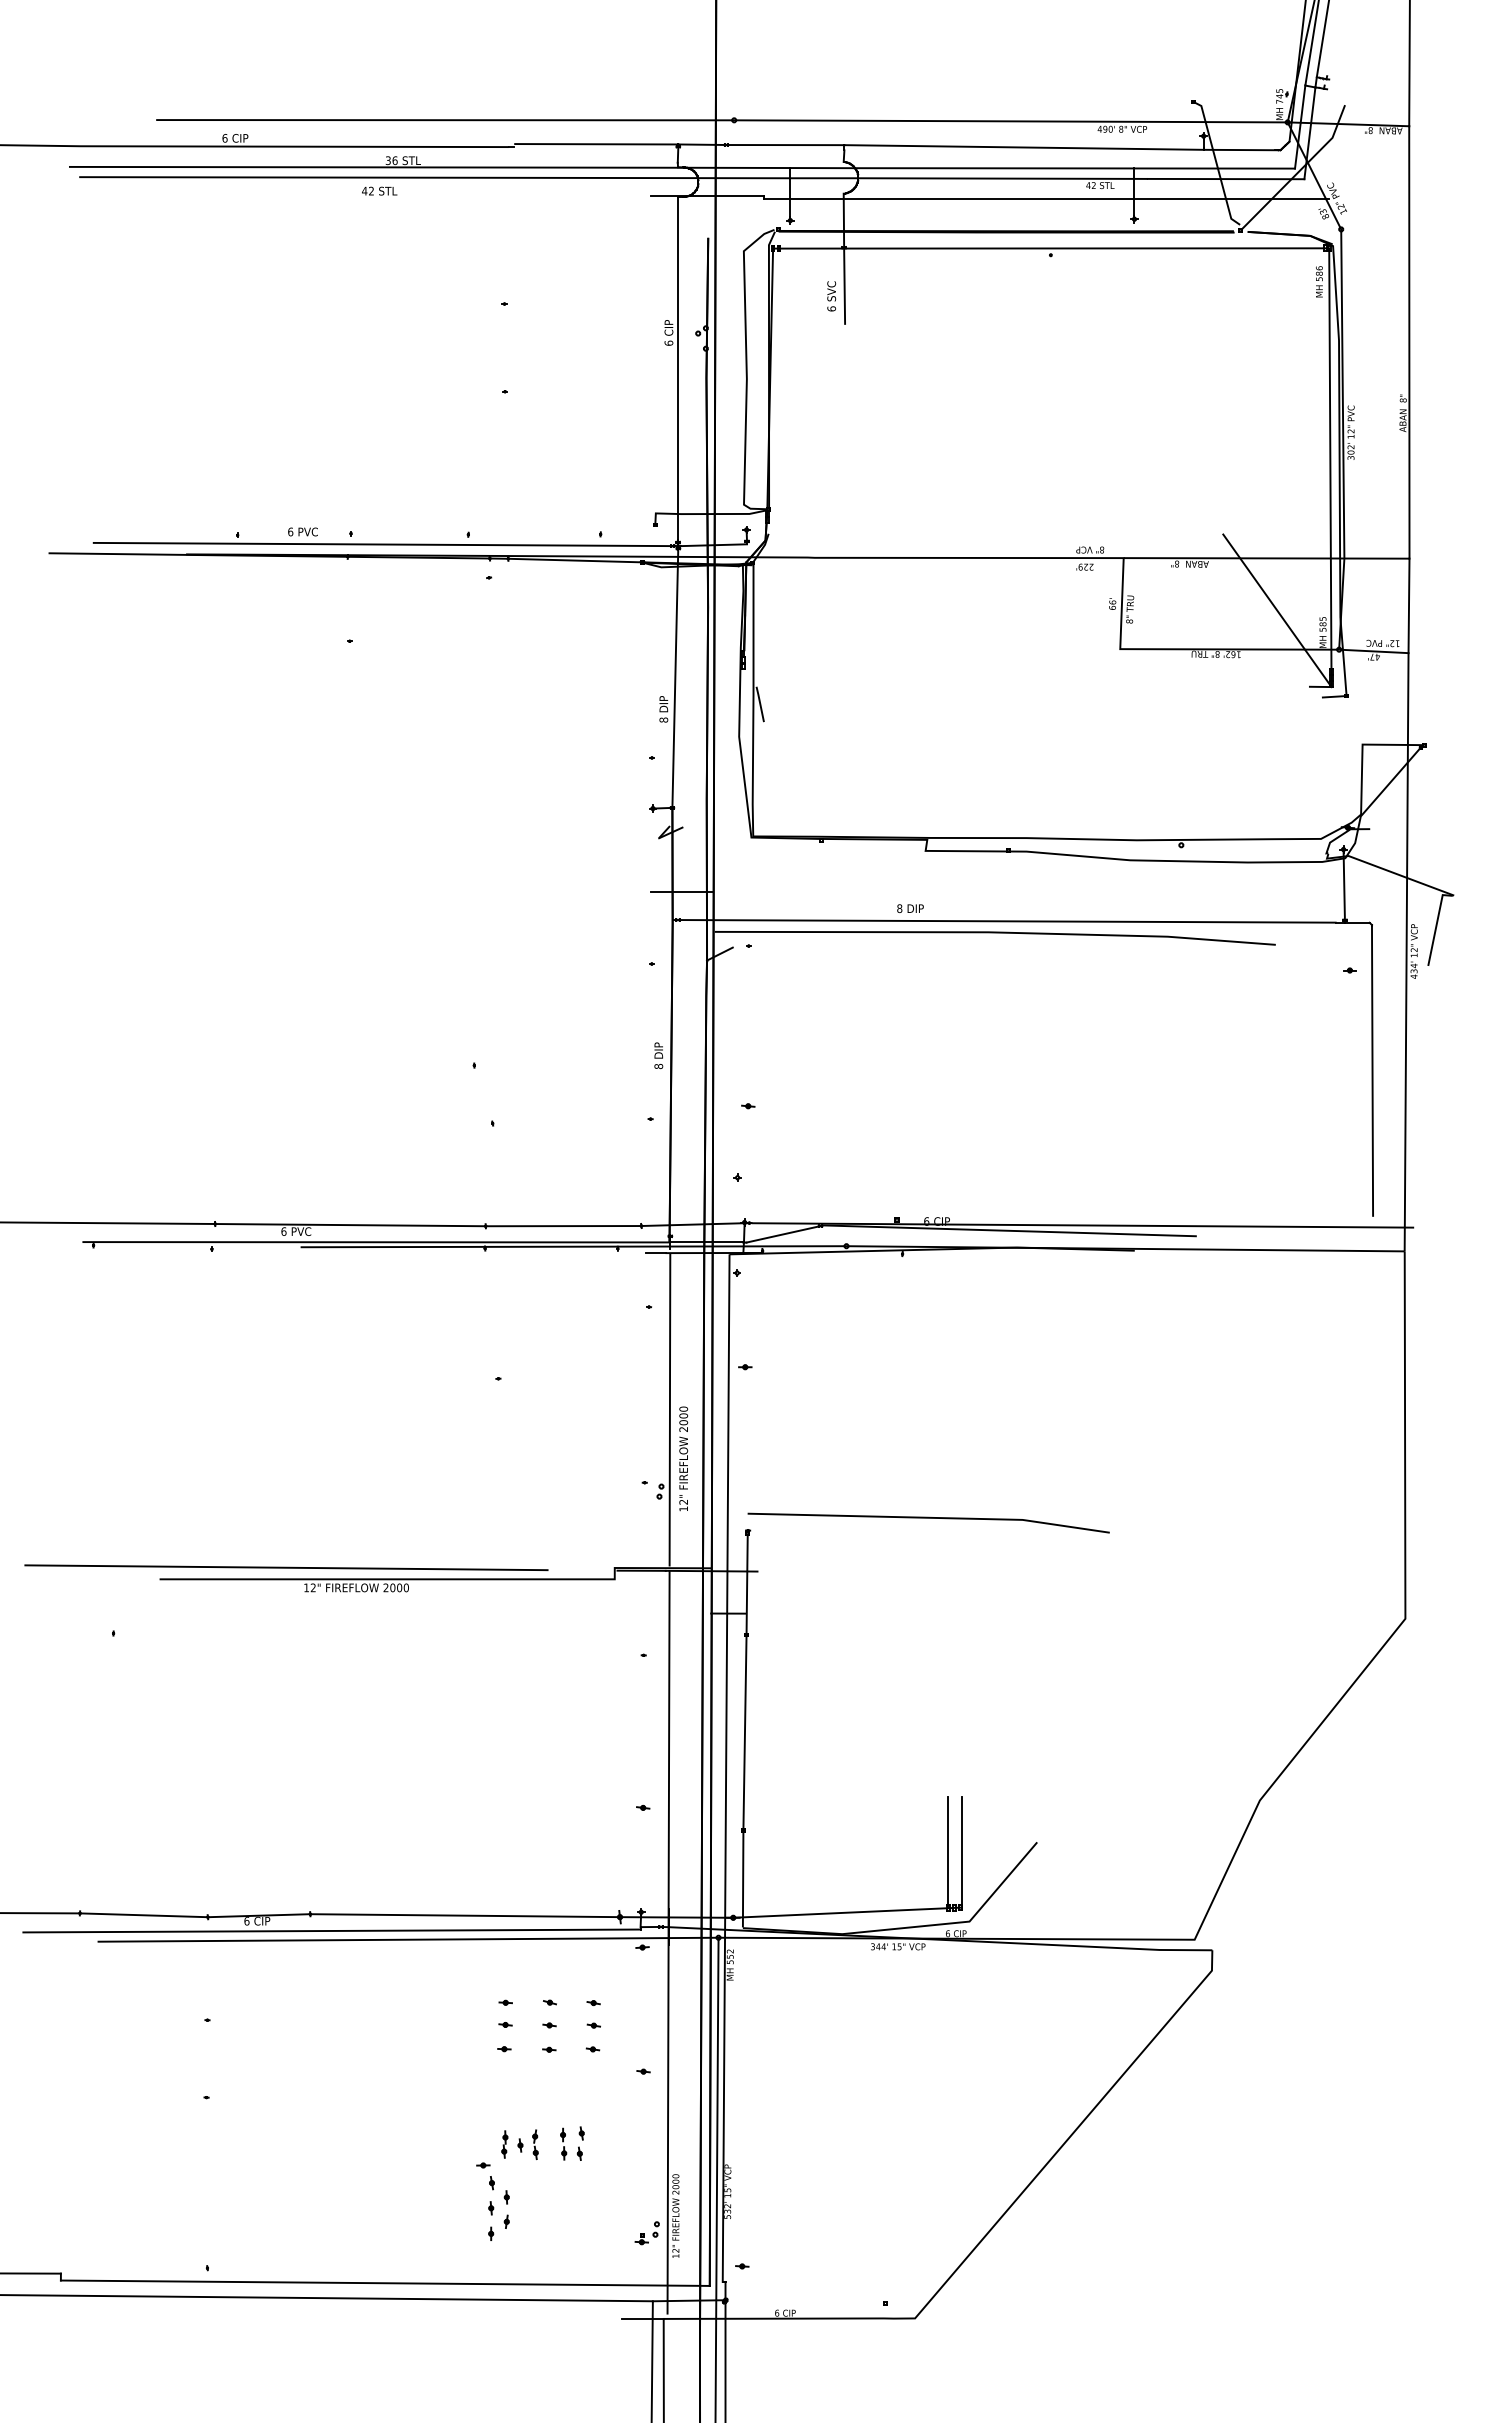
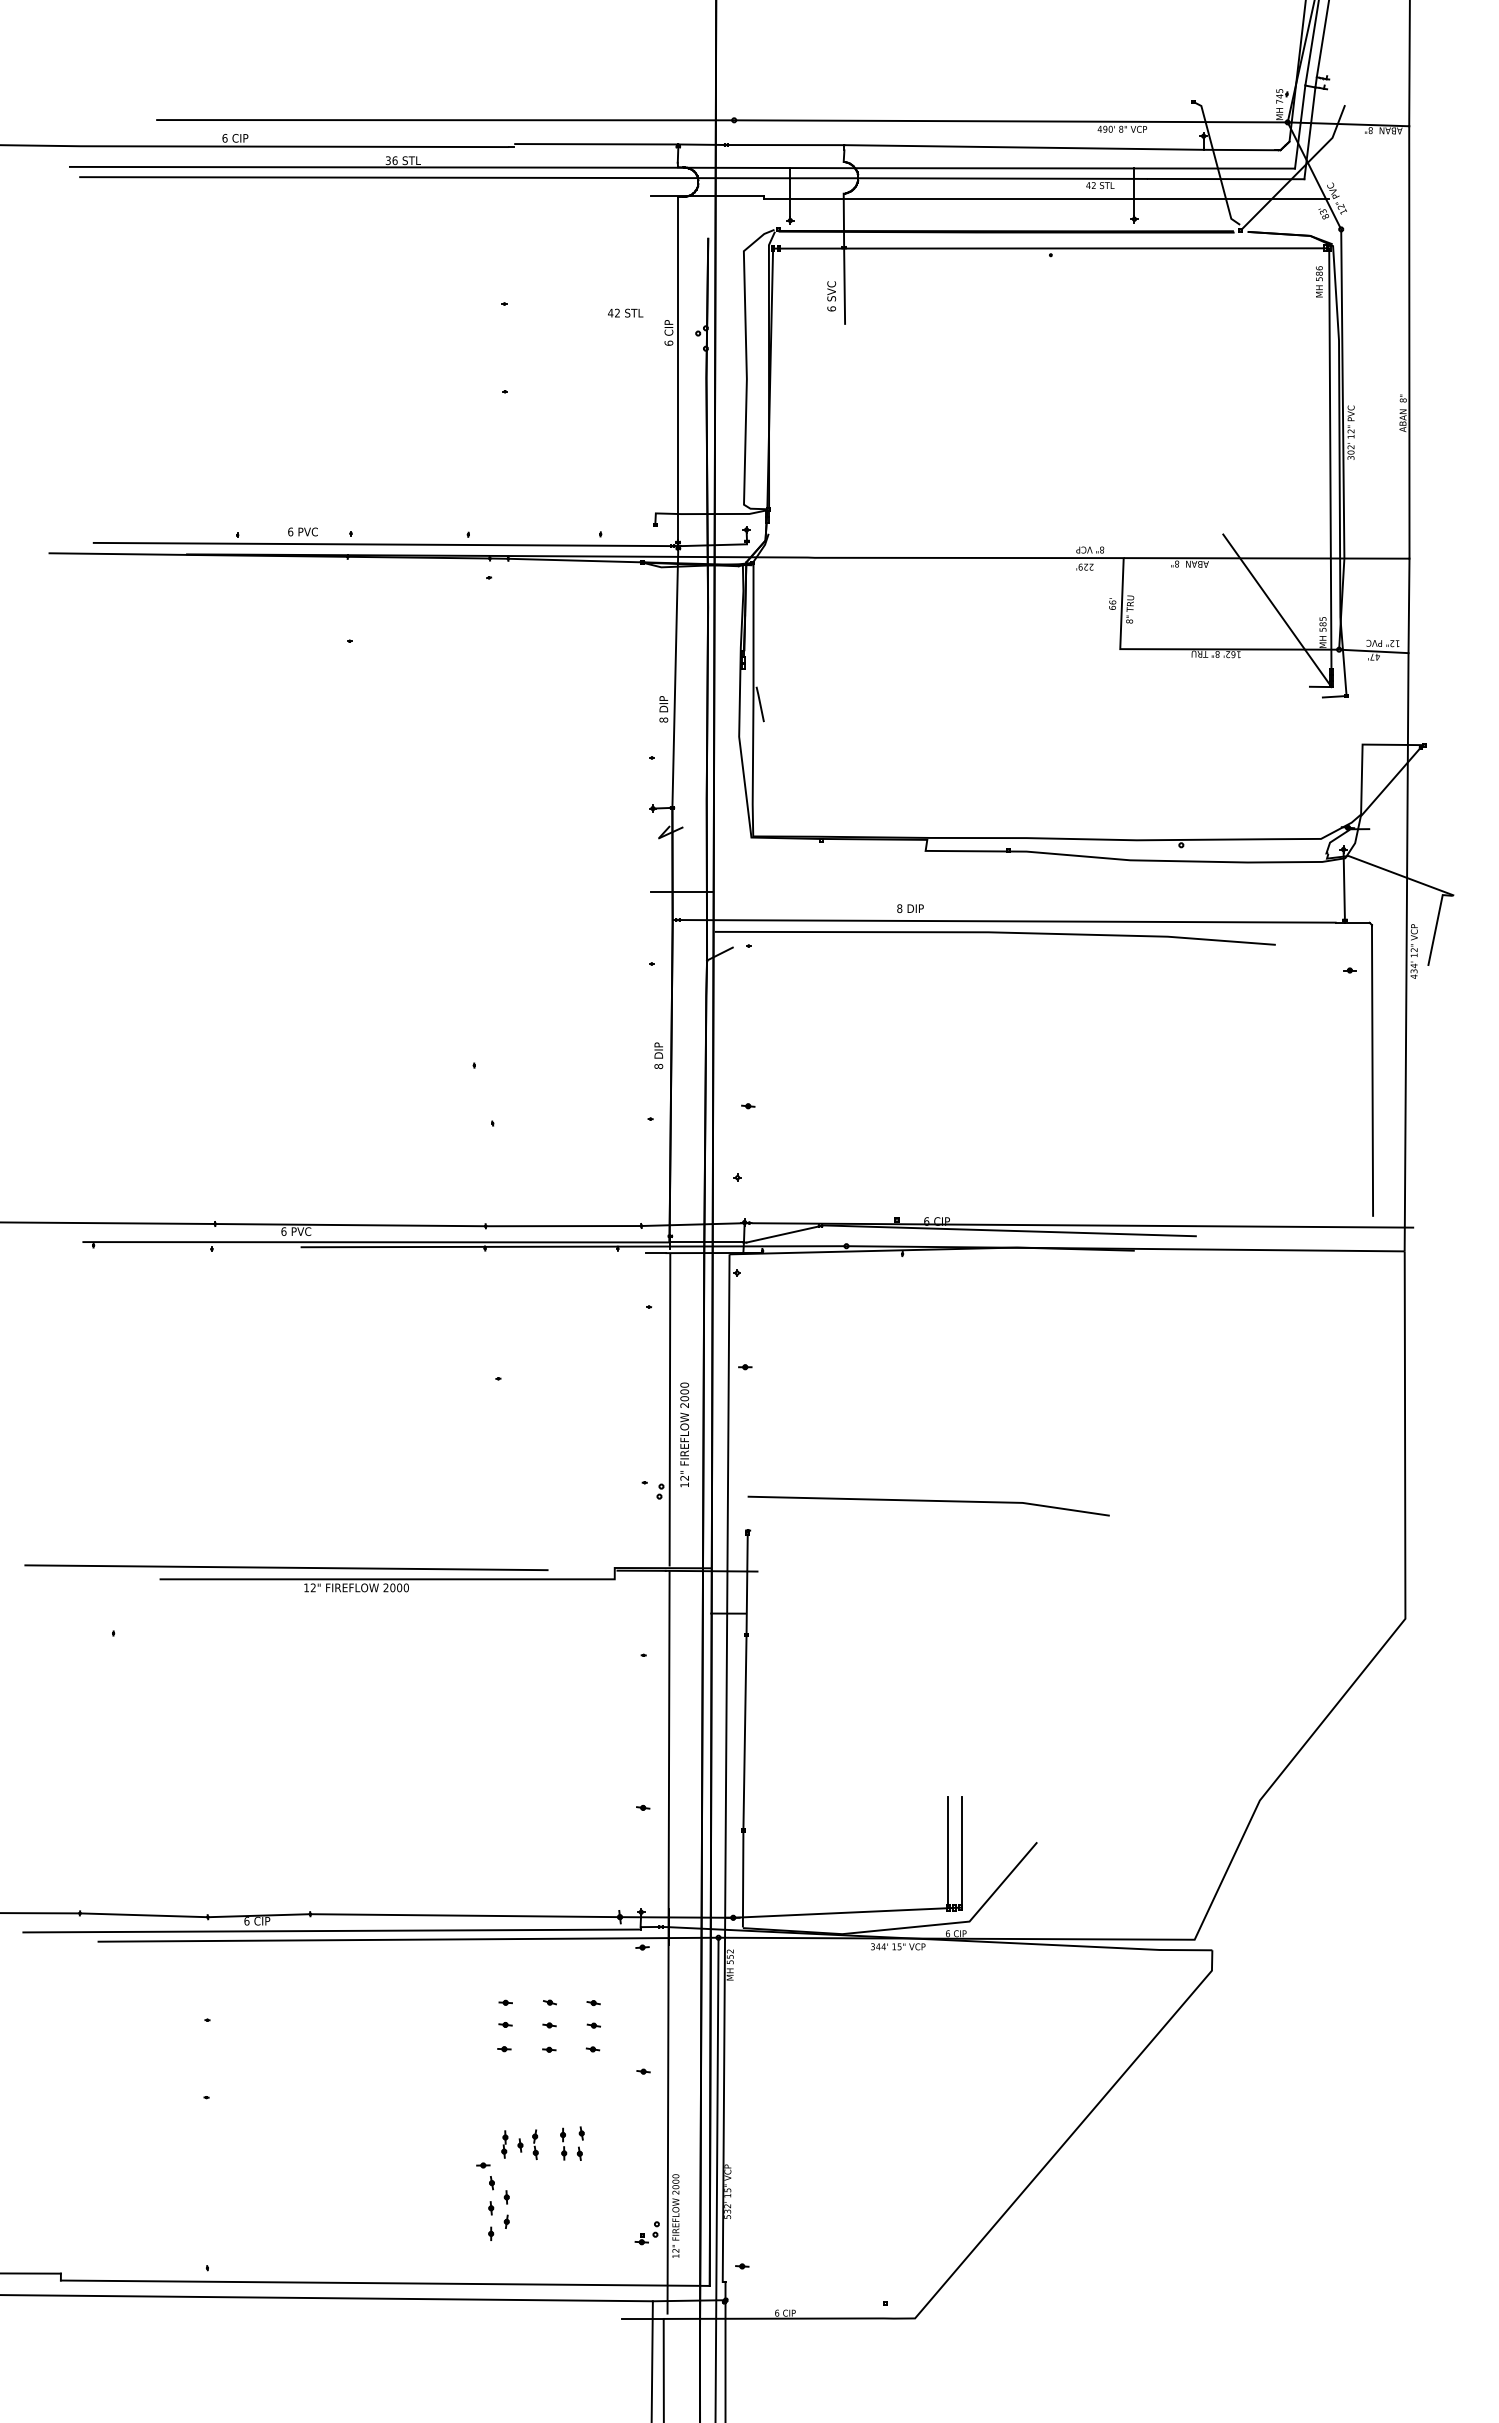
text position: (379, 190) -> (625, 312) (625, 312)
text position: (683, 1458) -> (684, 1434) (684, 1434)
line position: (928, 1518) -> (928, 1501) (928, 1501)
